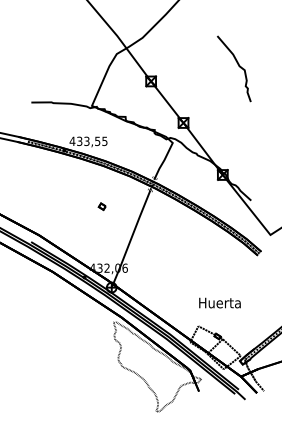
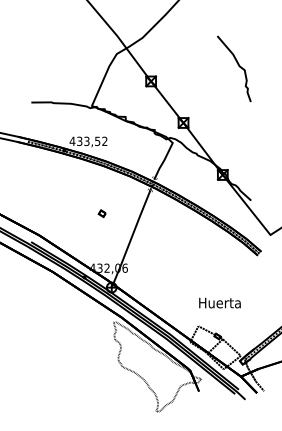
text: 433,55 -> 433,52 (104, 141)
part position: (101, 206) -> (101, 213) (101, 213)
